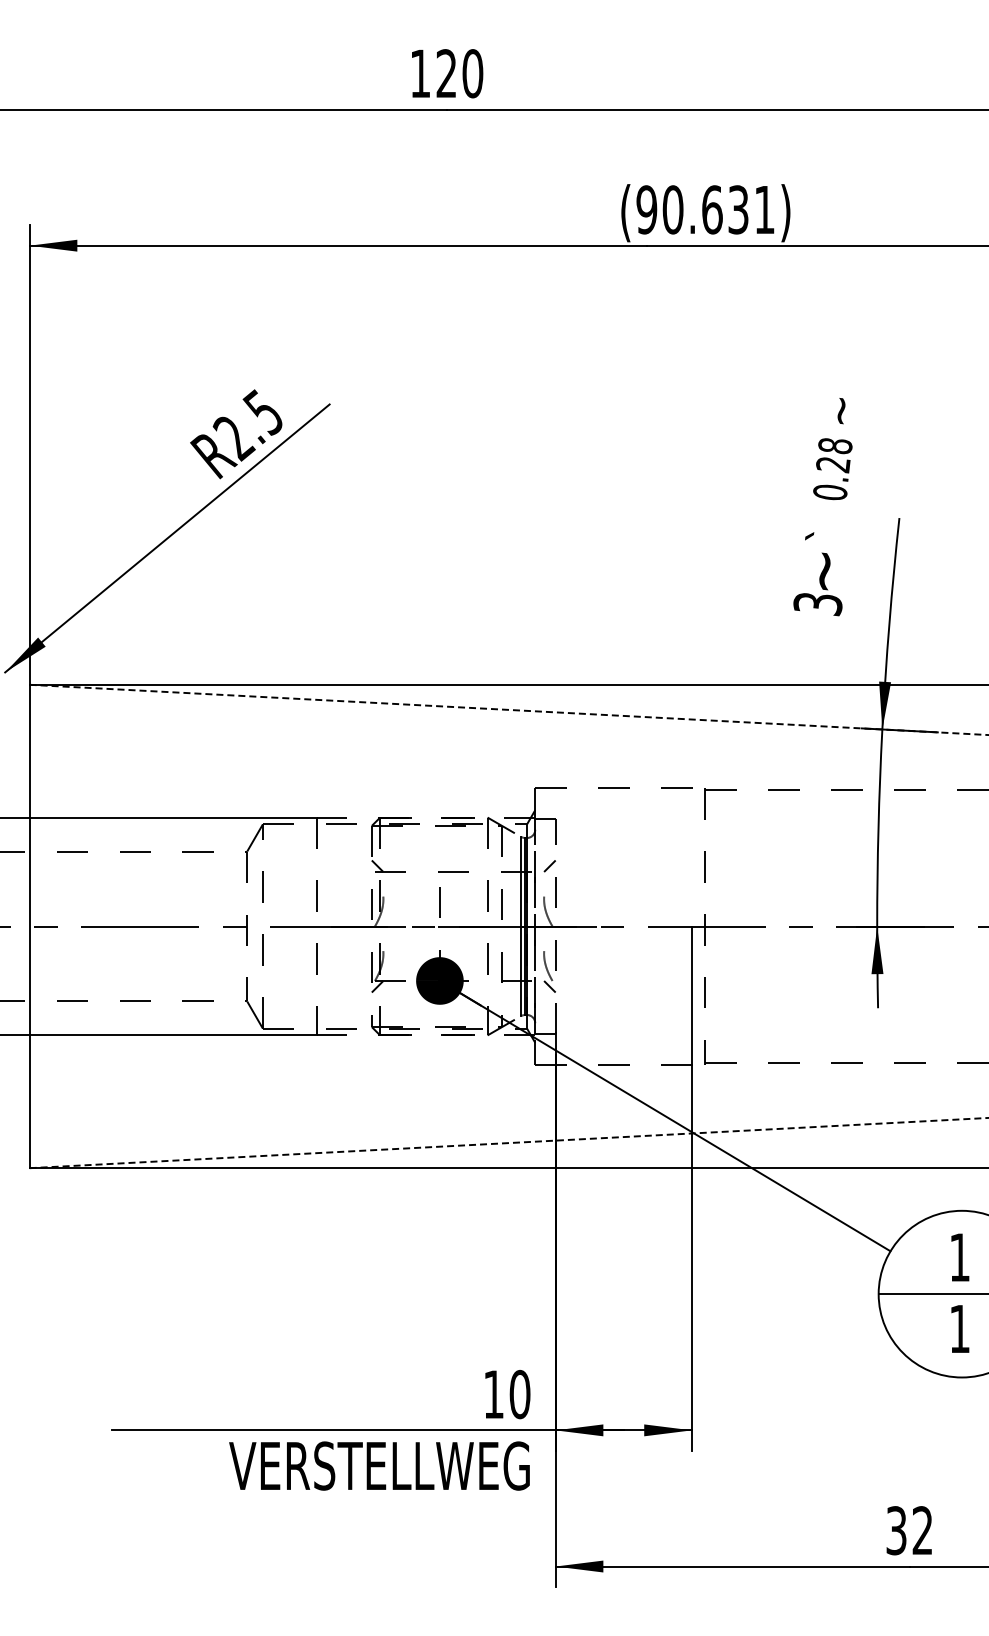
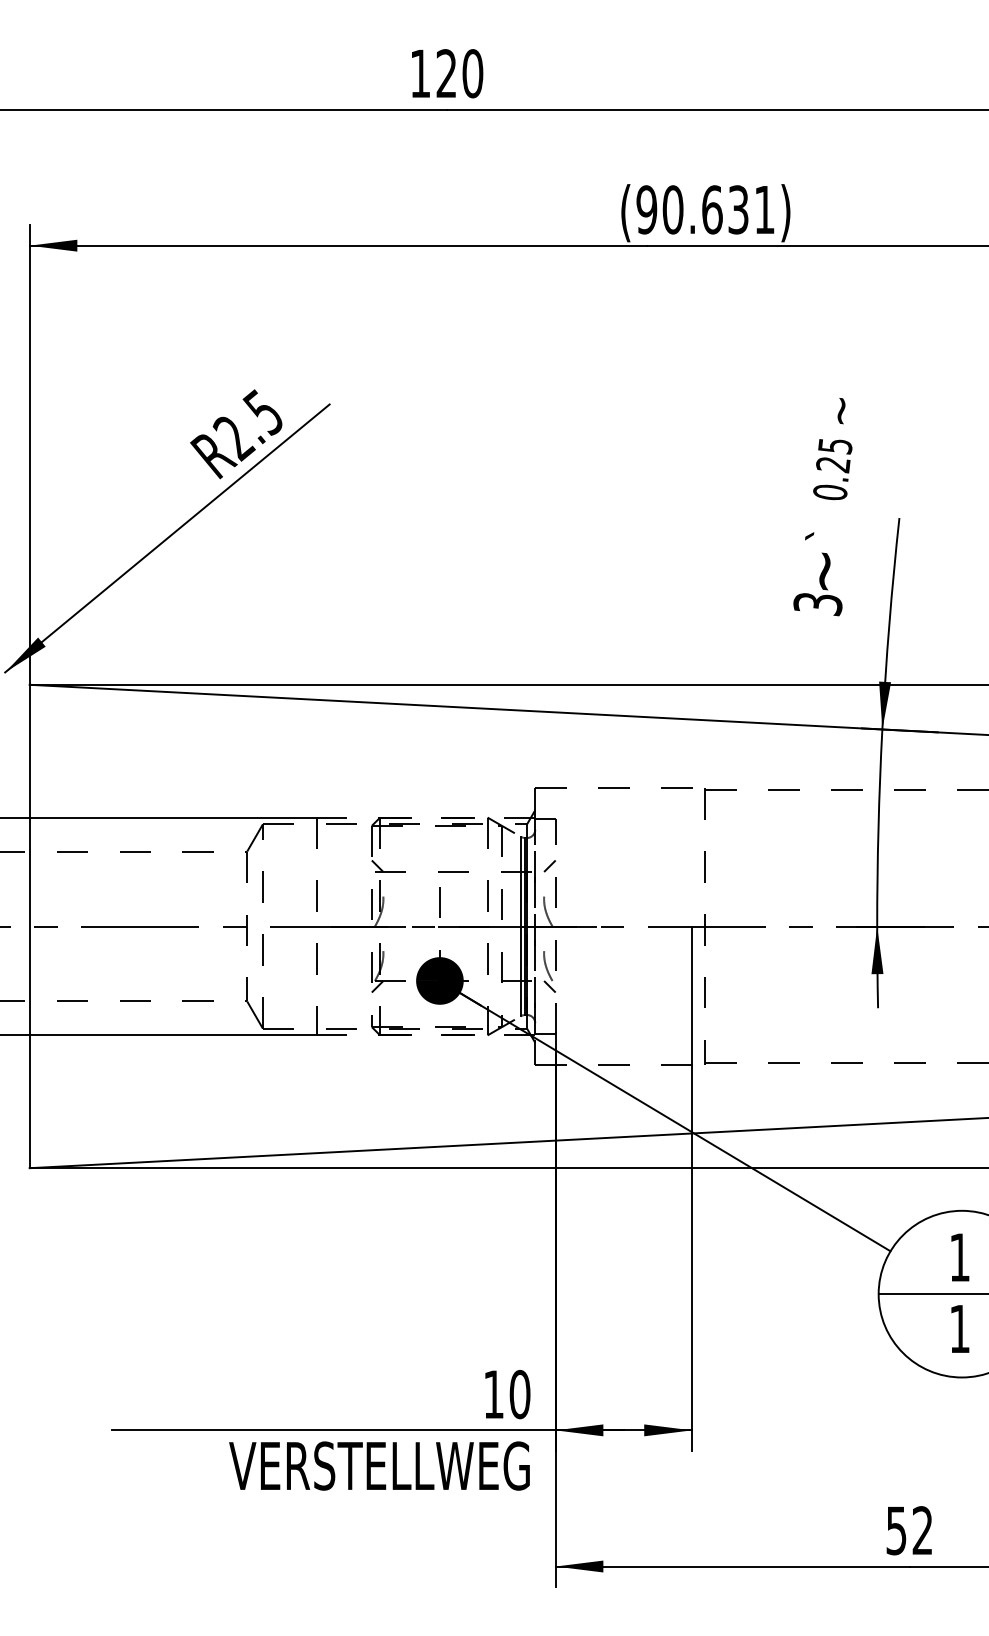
text: 0.28 -> 0.25 (835, 446)
line: dashed -> solid (508, 709)
line: dashed -> solid (508, 1143)
text: 32 -> 52 (896, 1530)
